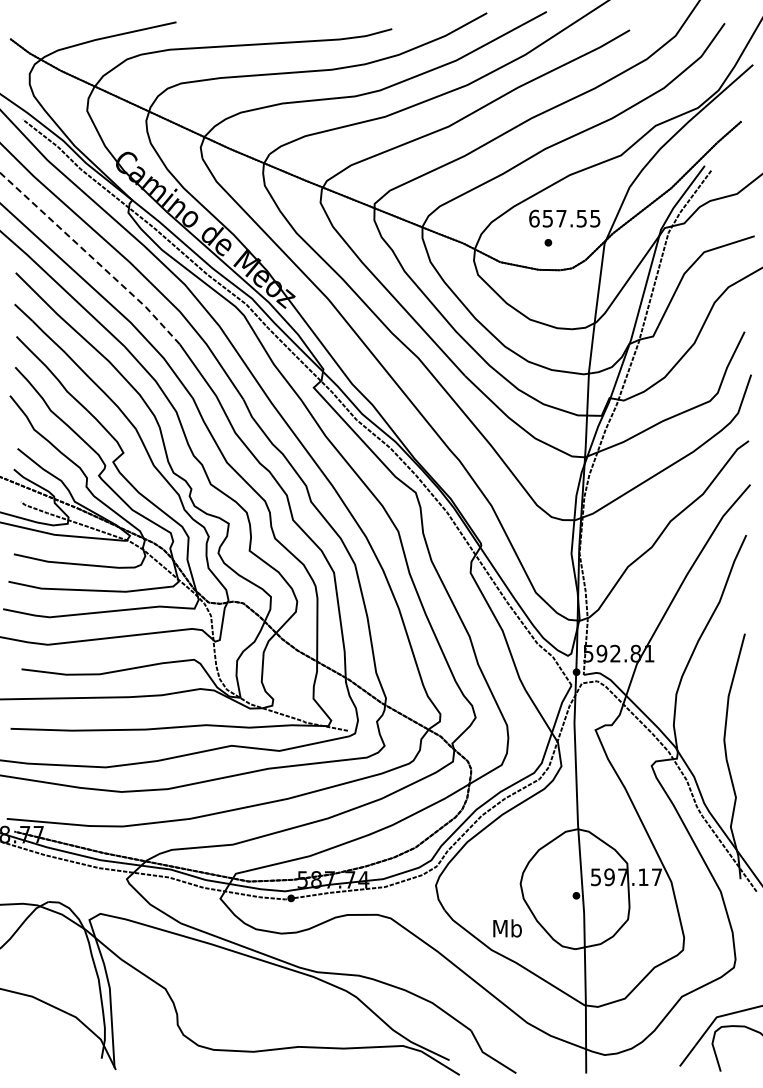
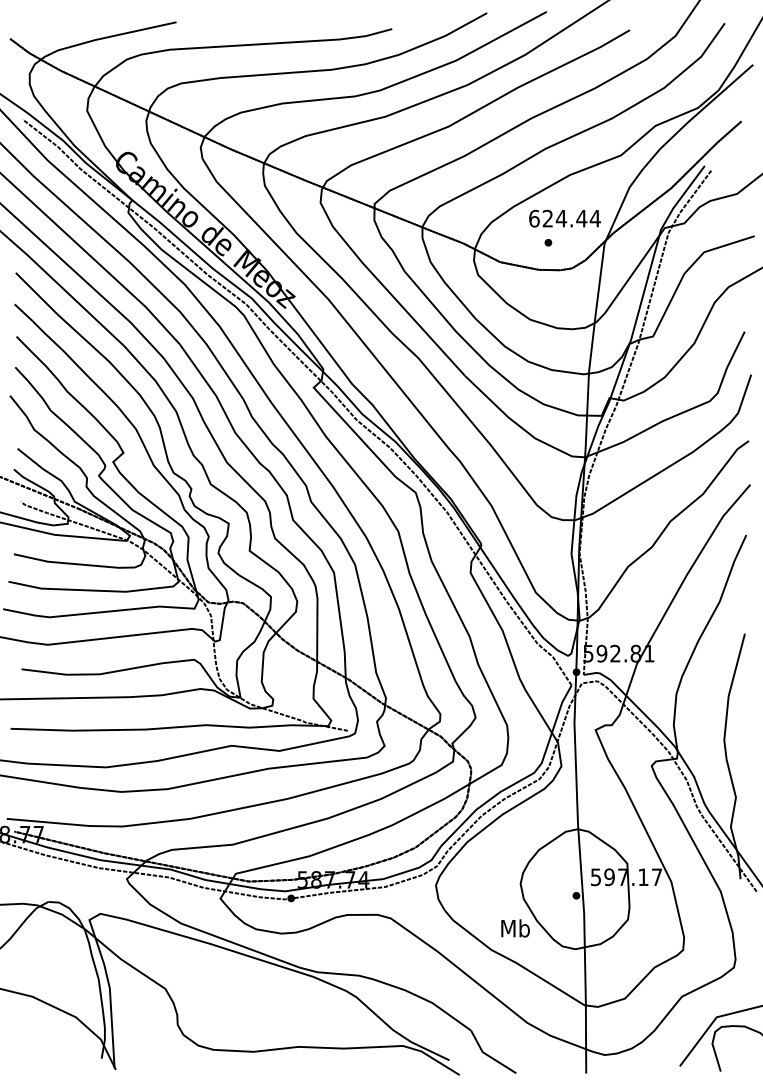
text: 657.55 -> 624.44 (571, 218)
line: dashed -> solid (92, 257)
text position: (507, 928) -> (515, 928) (515, 928)
